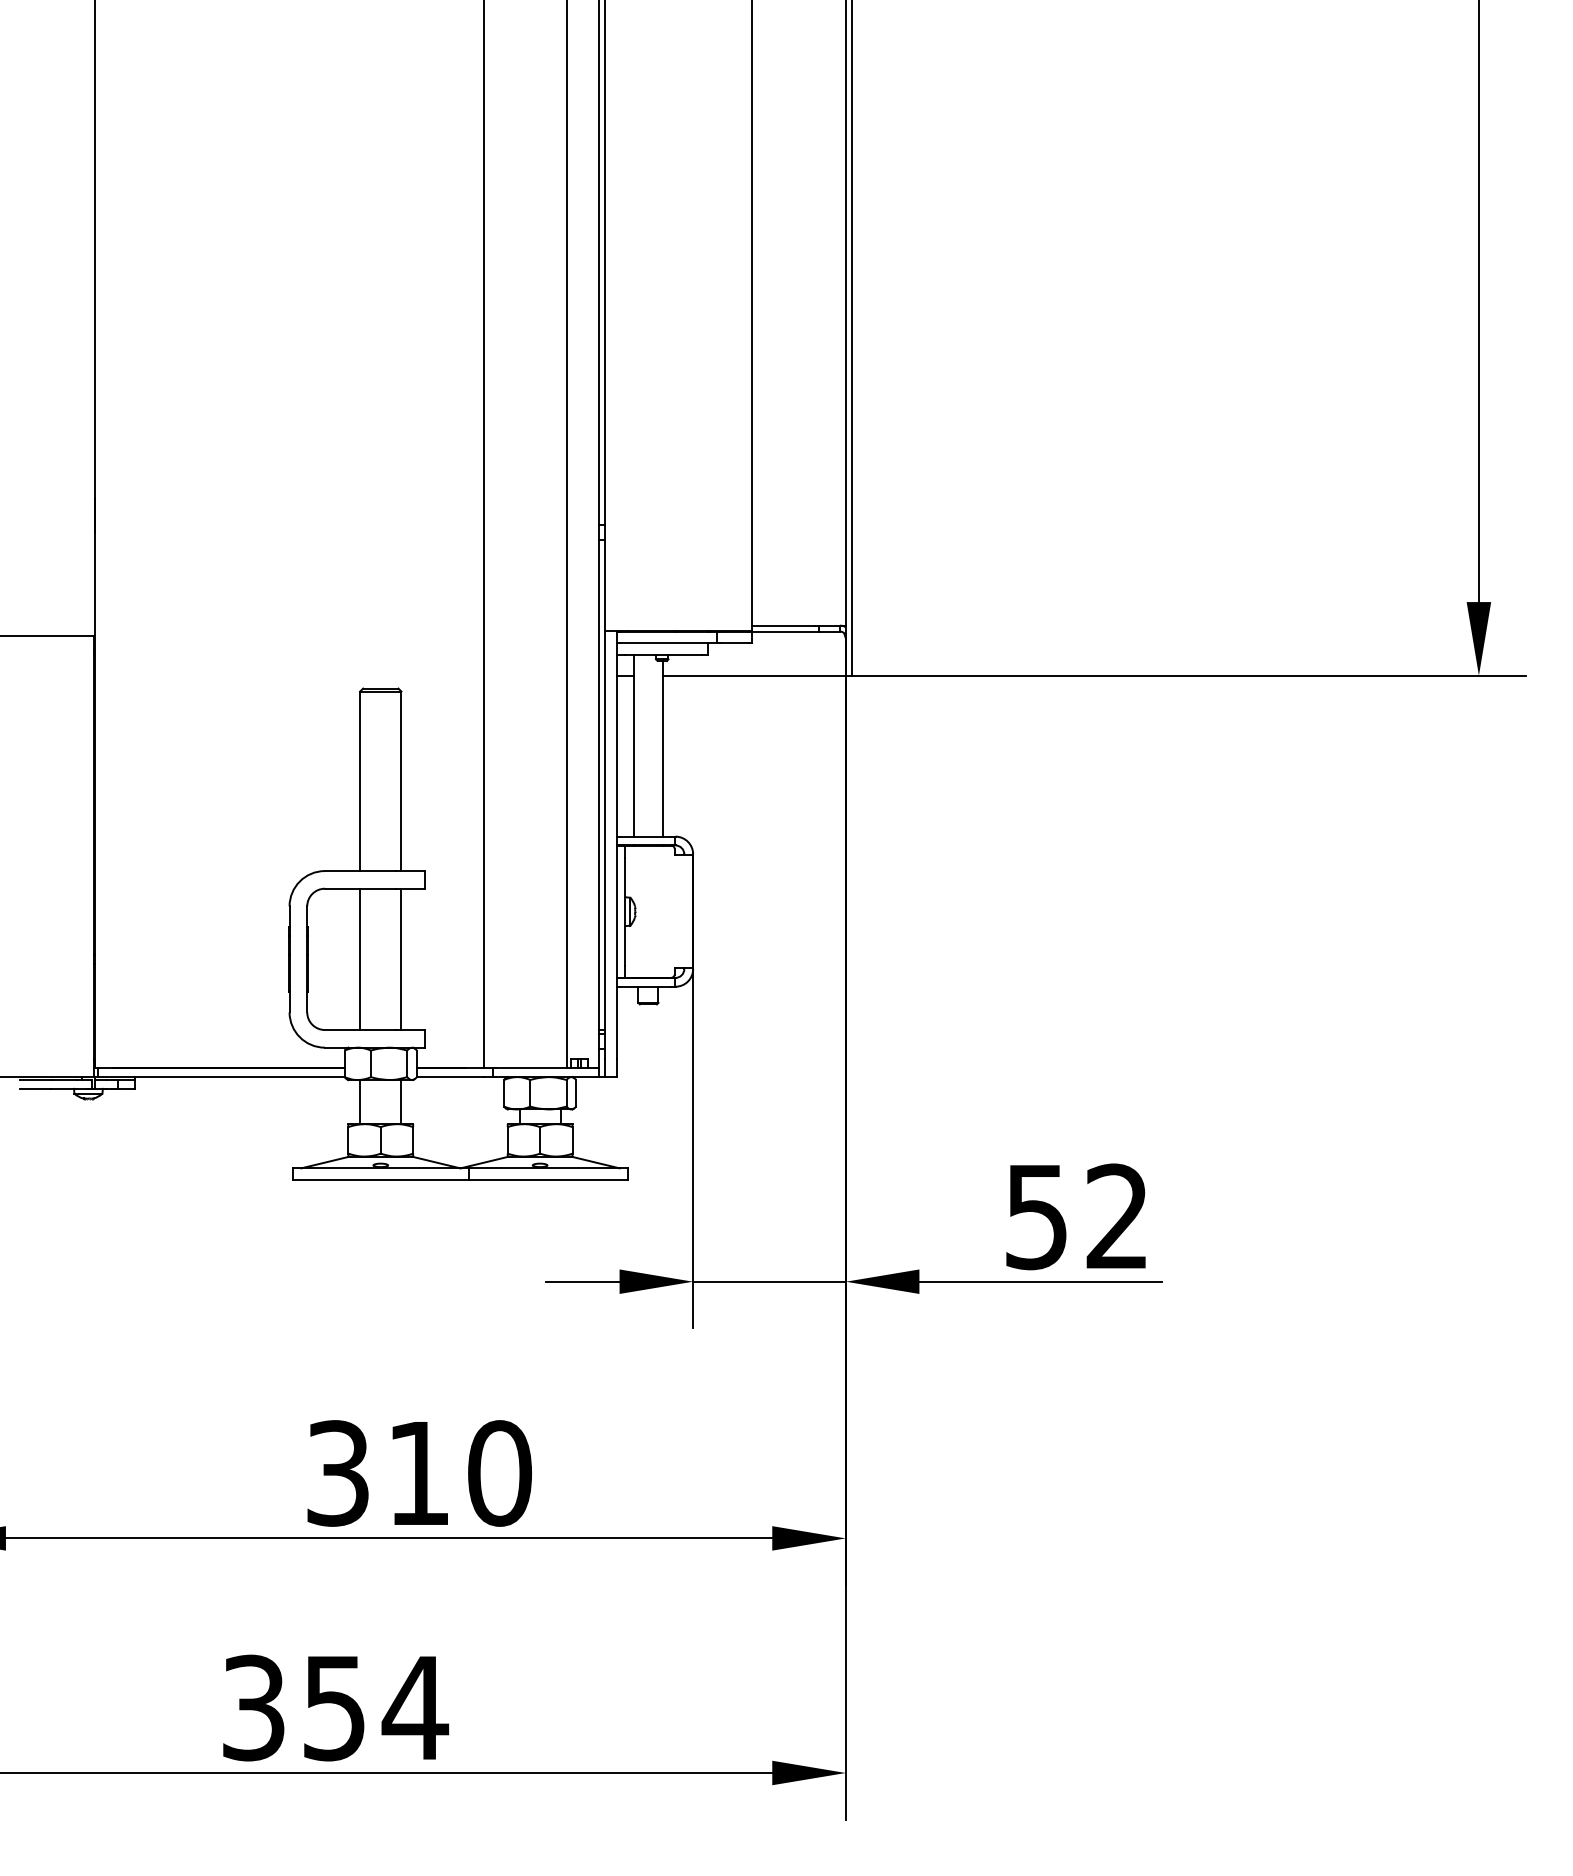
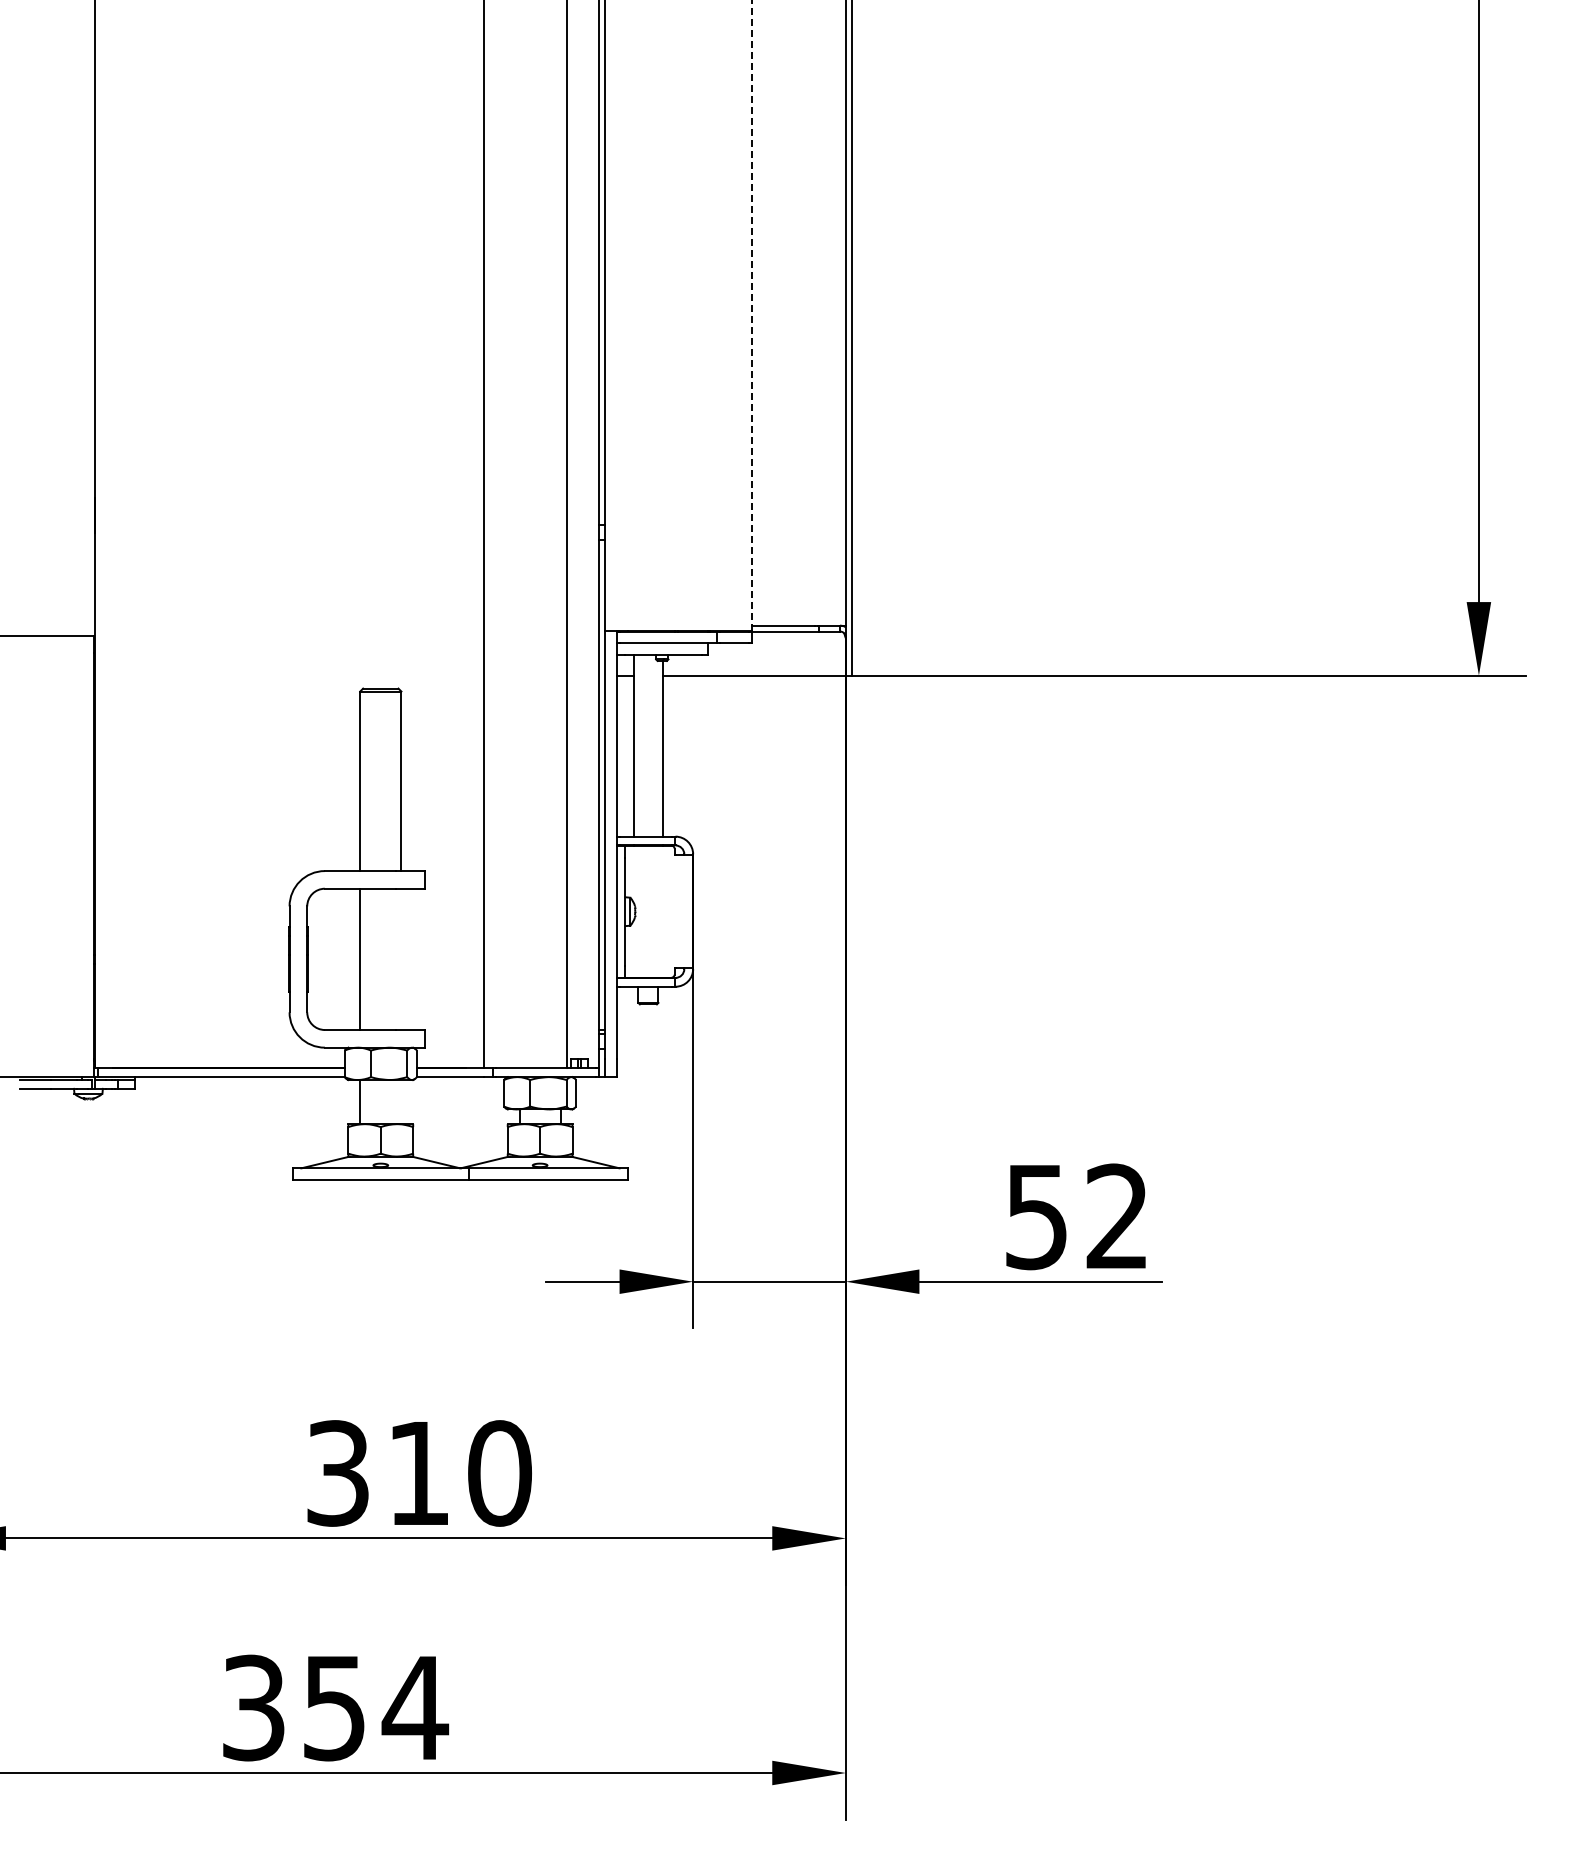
line: solid -> dashed (752, 315)
line: present -> none (401, 959)
line: present -> none (401, 1102)
